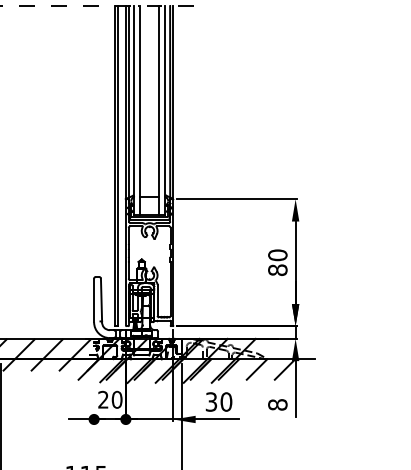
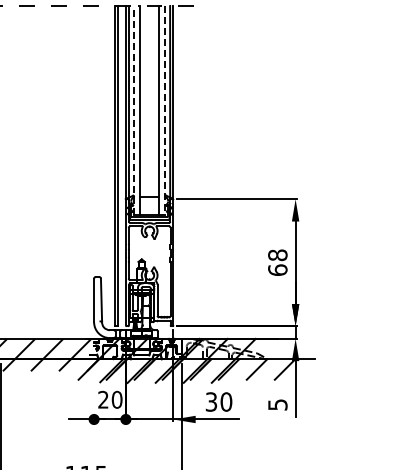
line: solid -> dashed (133, 109)
line: solid -> dashed (165, 110)
text: 80 -> 68 (277, 262)
text: 8 -> 5 (277, 404)
